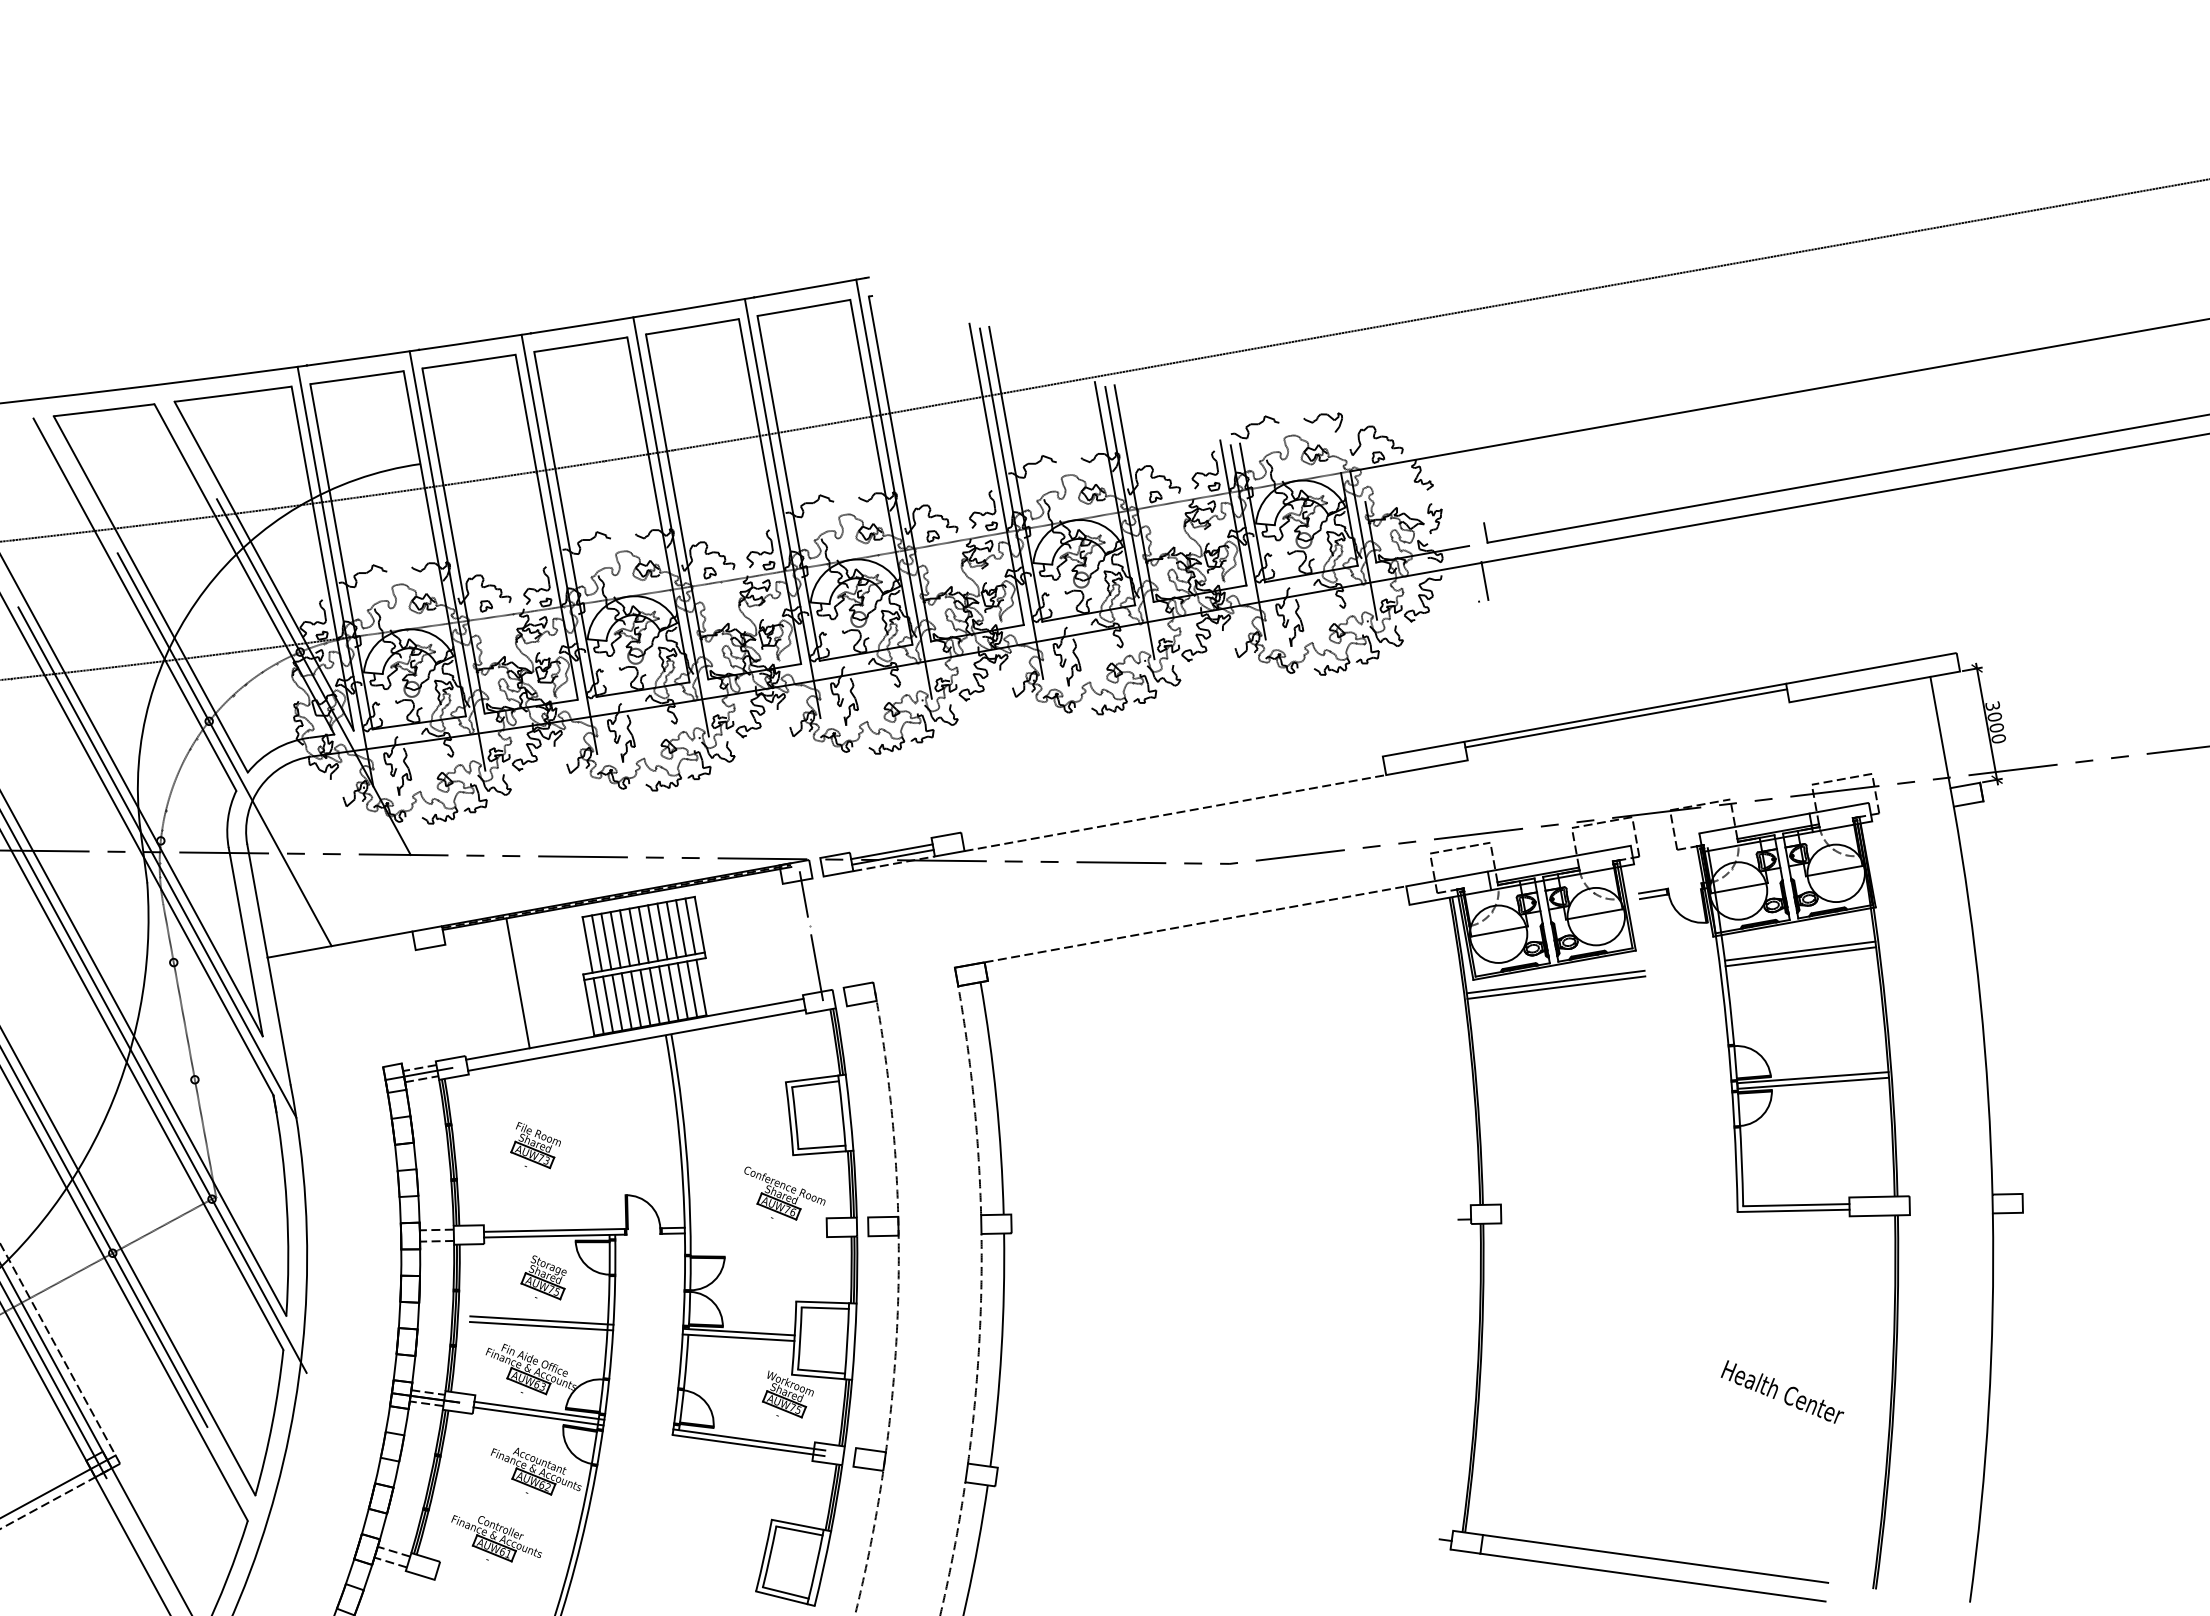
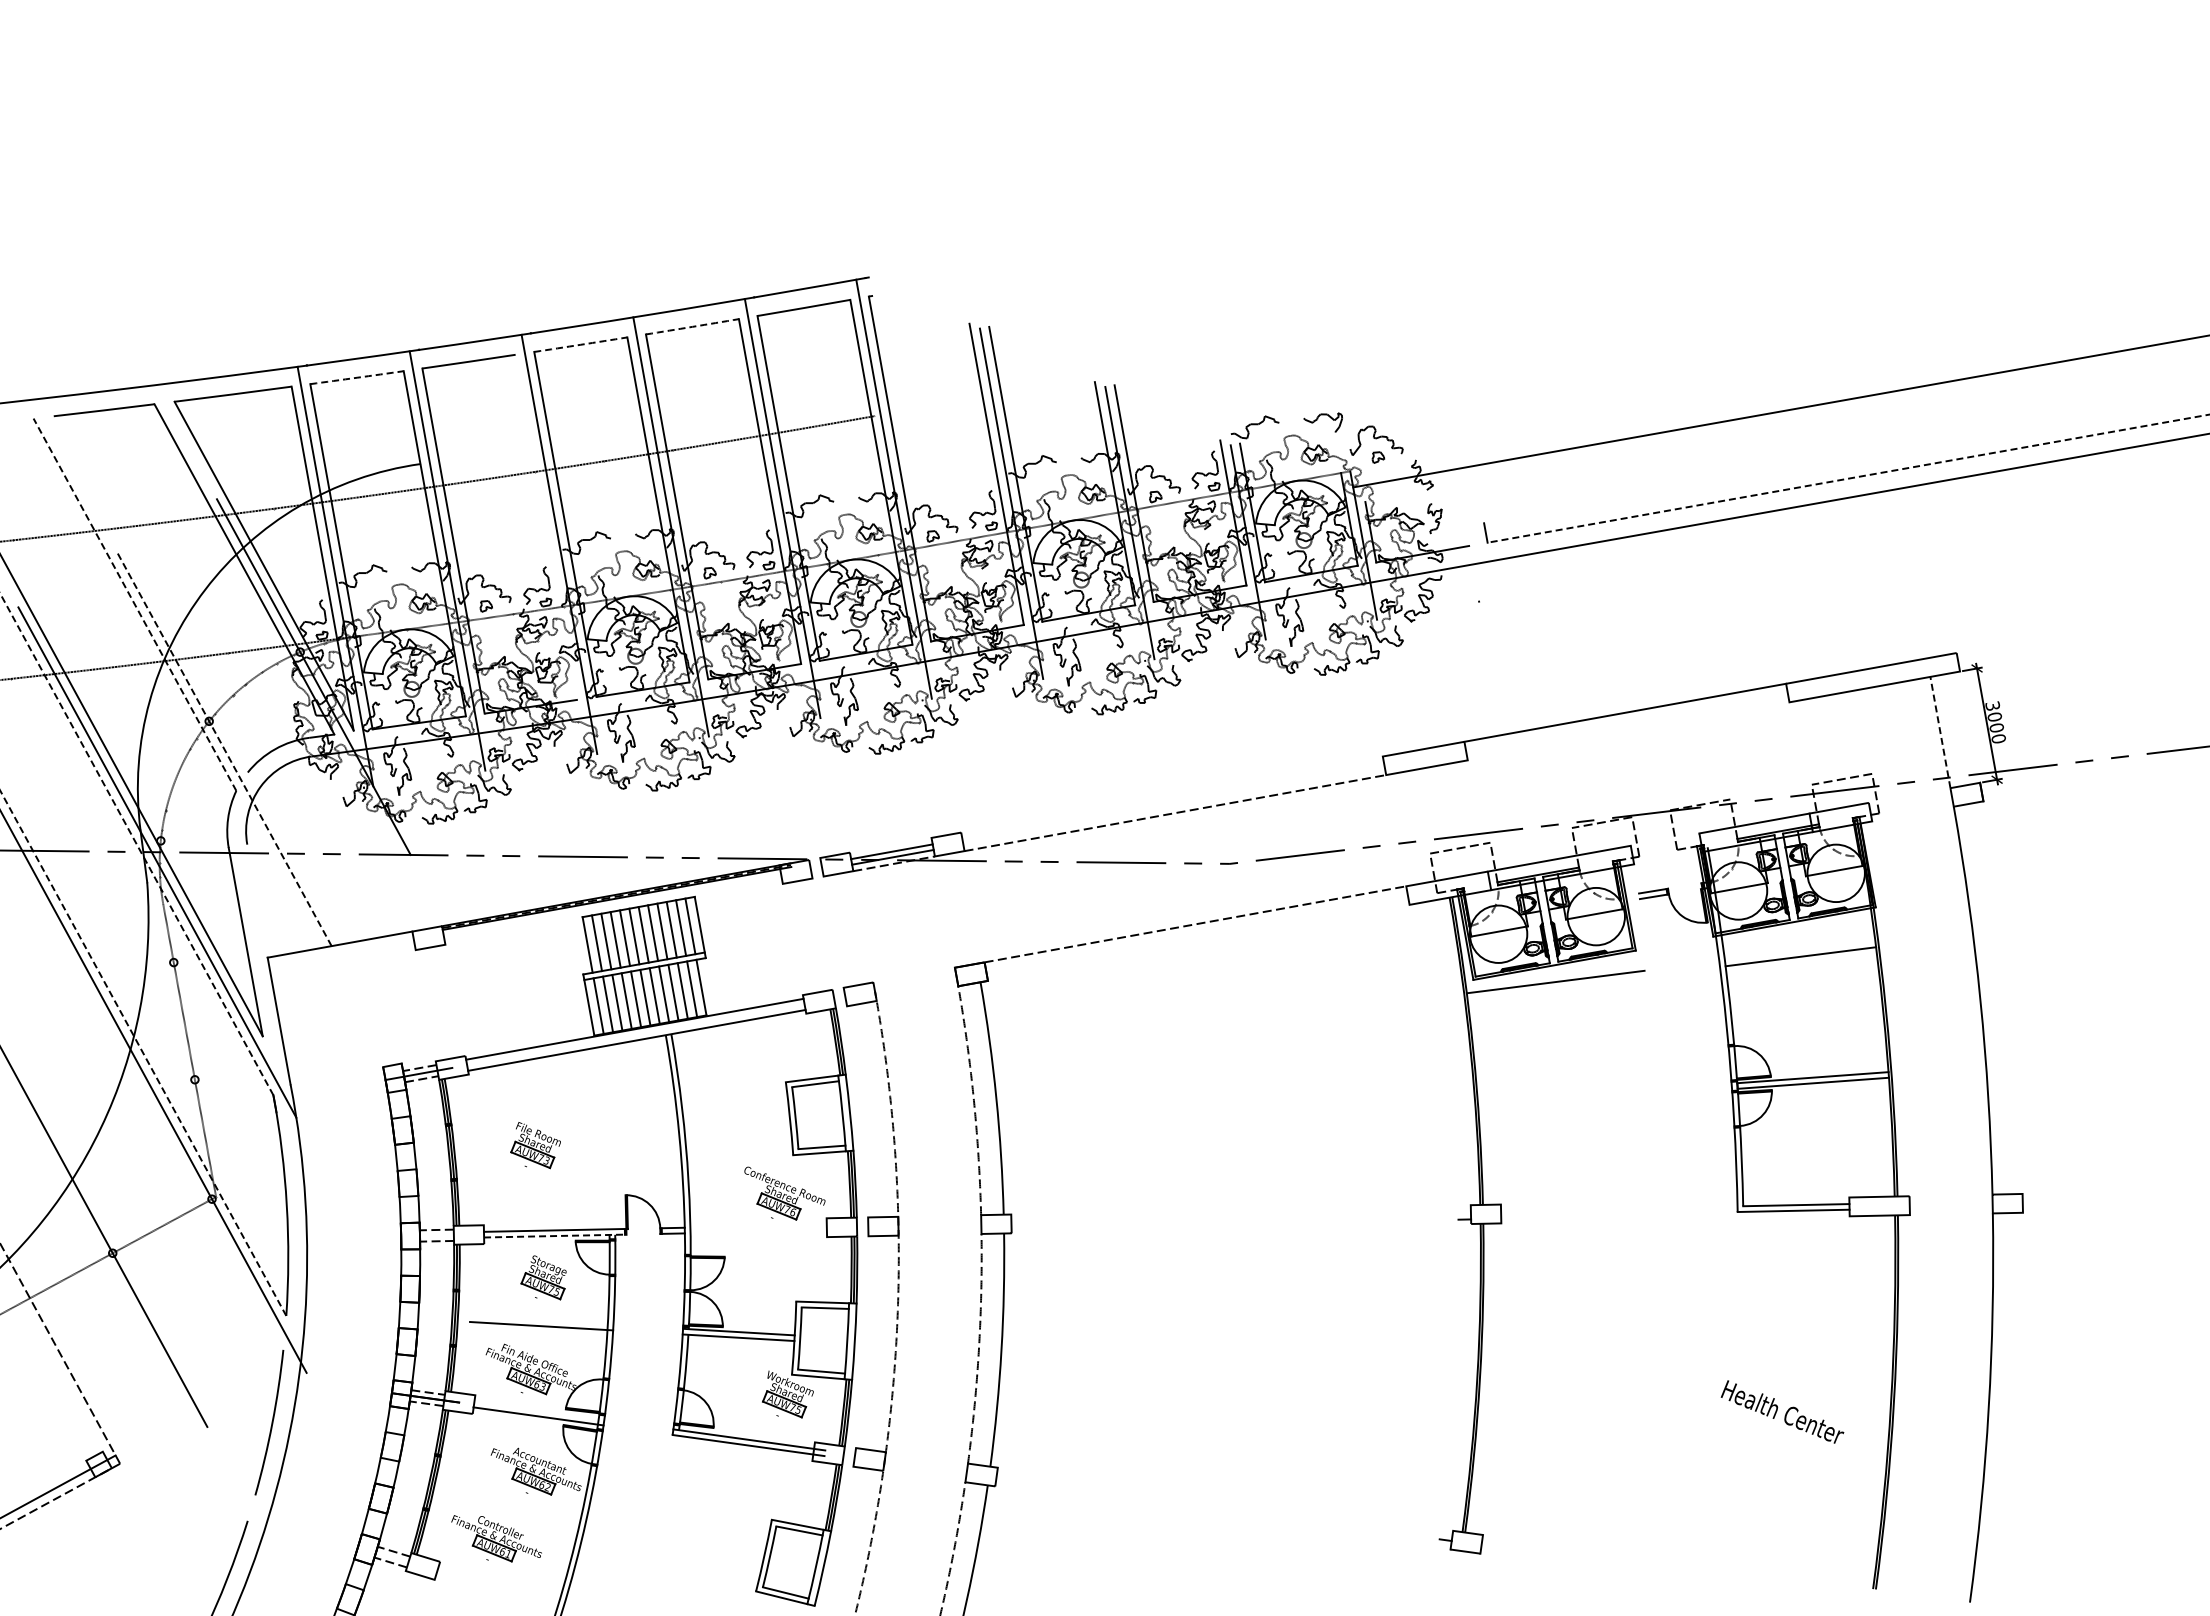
line: present -> none (1540, 297)
arc: solid -> dashed (692, 326)
arc: solid -> dashed (580, 344)
arc: solid -> dashed (357, 377)
line position: (1778, 395) -> (1779, 411) (1779, 411)
line: solid -> dashed (1848, 478)
line: present -> none (546, 526)
line: present -> none (1484, 580)
line: present -> none (150, 594)
line: solid -> dashed (134, 604)
line: present -> none (1626, 718)
line: solid -> dashed (1940, 732)
line: solid -> dashed (224, 749)
line: solid -> dashed (136, 844)
line: present -> none (257, 900)
line: present -> none (811, 936)
line: present -> none (1799, 950)
line: present -> none (517, 983)
line: present -> none (1556, 987)
line: solid -> dashed (142, 1052)
line: present -> none (142, 1091)
line: solid -> dashed (555, 1236)
line: present -> none (128, 1262)
line: present -> none (124, 1295)
line: present -> none (541, 1320)
line: present -> none (54, 1382)
text position: (1782, 1391) -> (1782, 1411) (1782, 1411)
line: present -> none (539, 1410)
line: present -> none (96, 1439)
line: present -> none (85, 1459)
line: present -> none (1655, 1558)
line: present -> none (1652, 1577)
